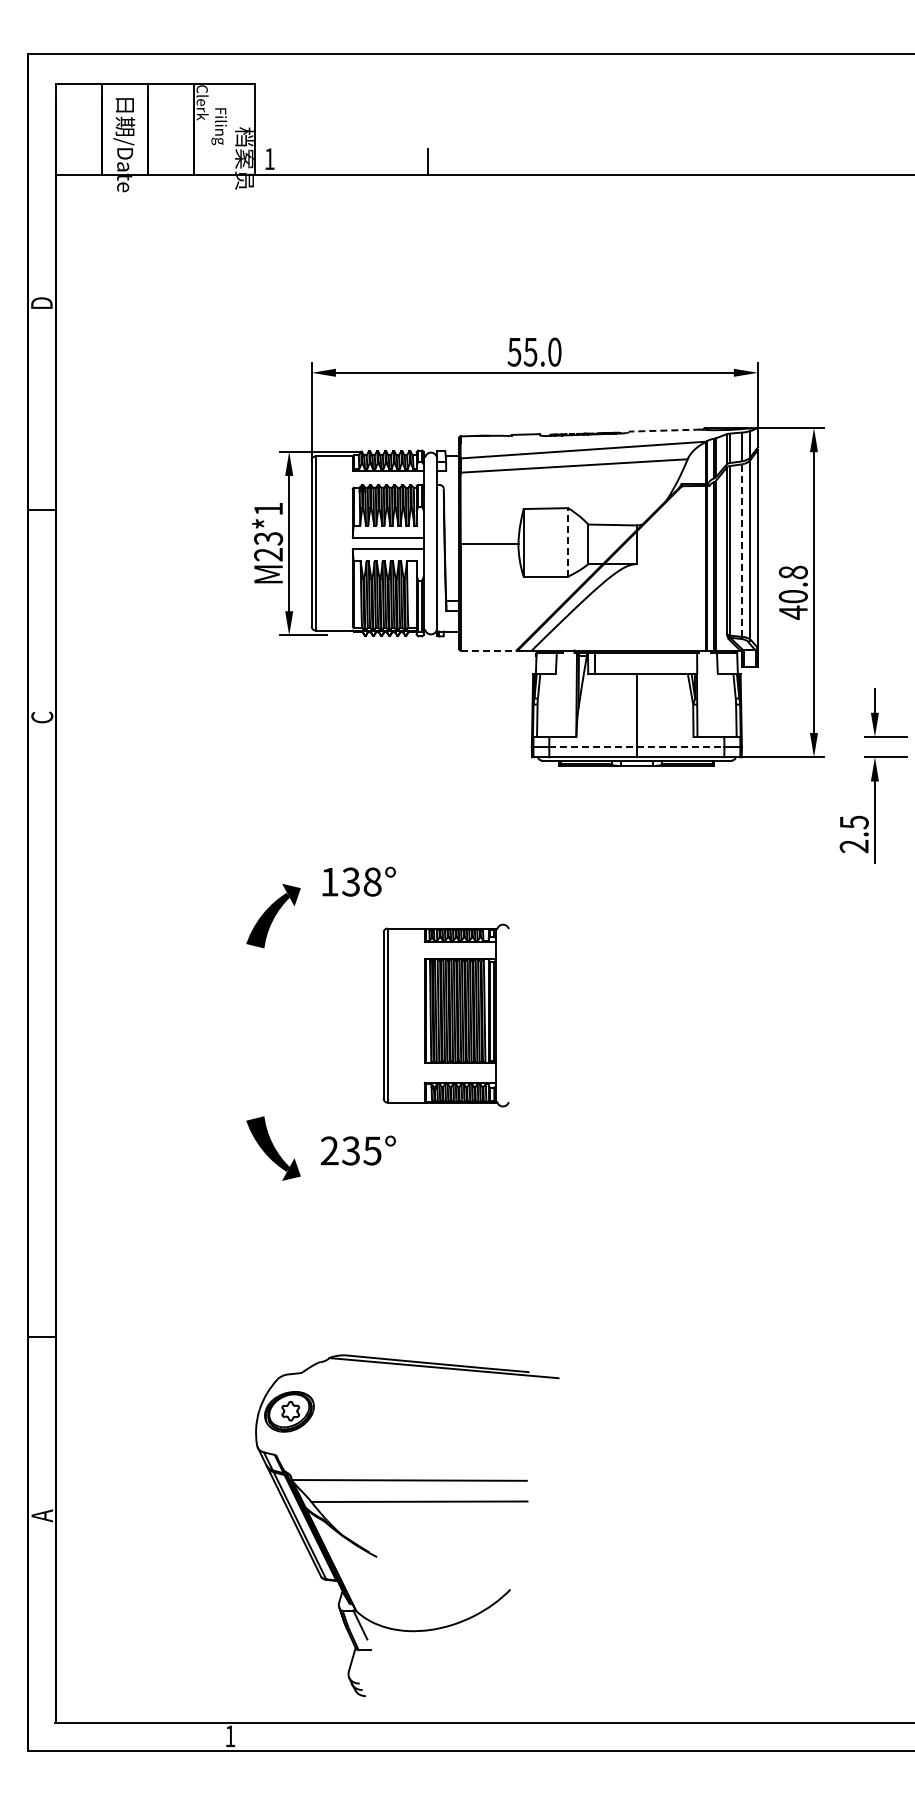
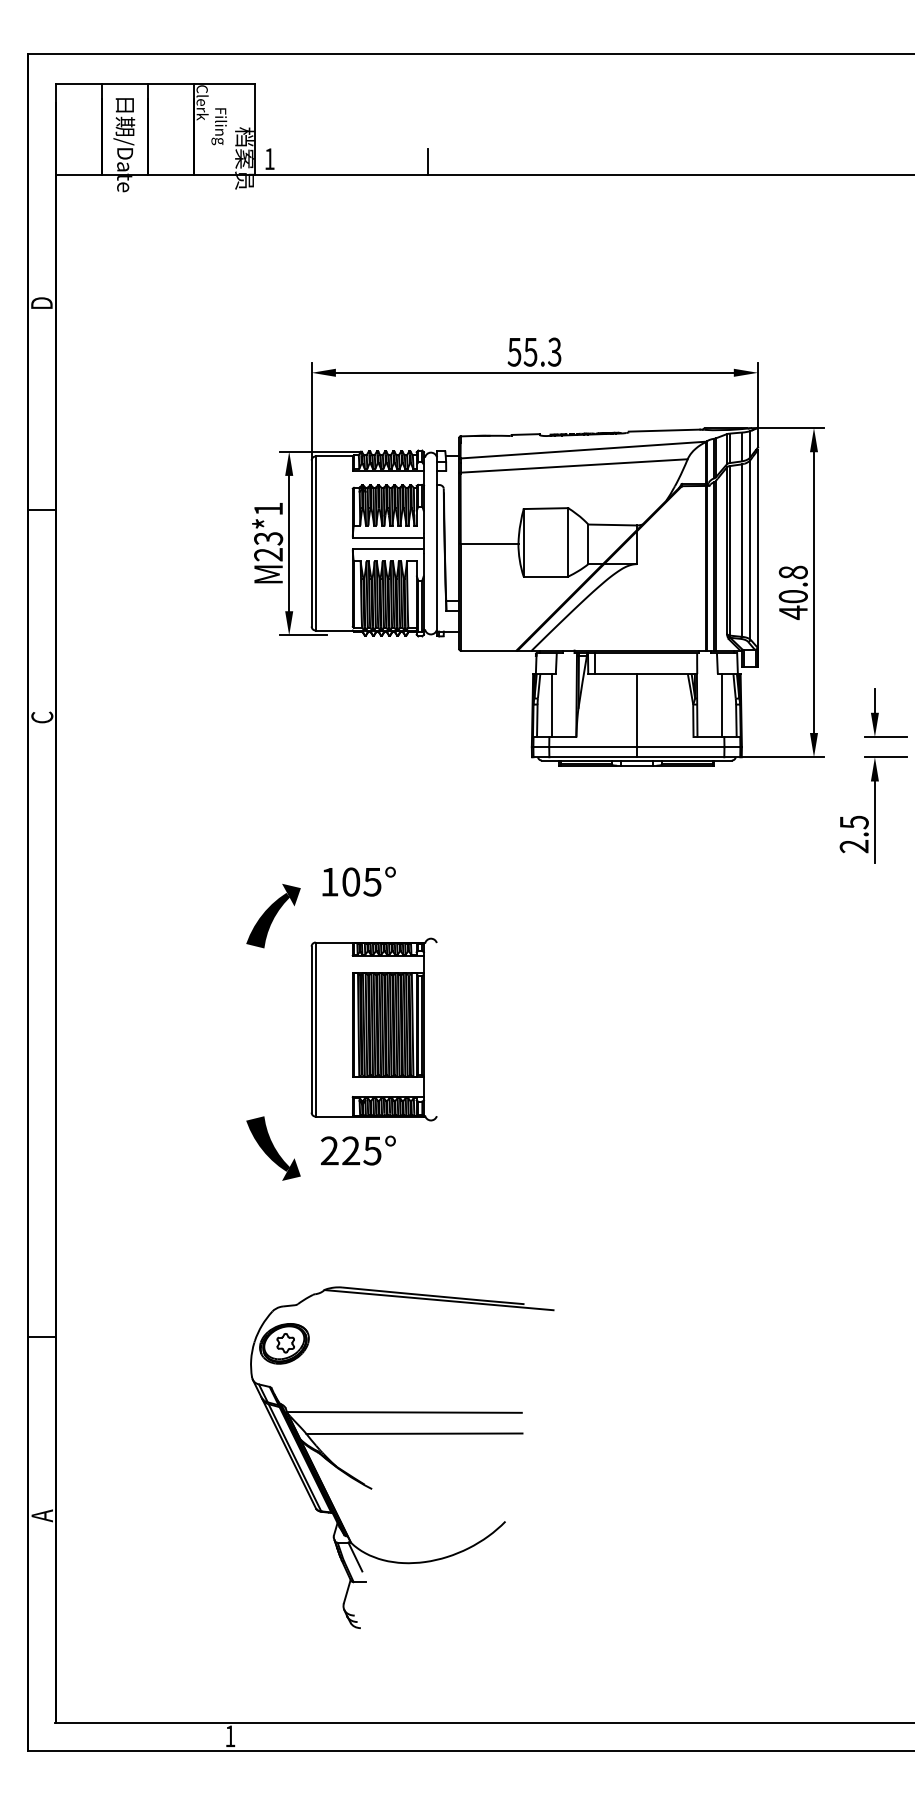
text: 55.0 -> 55.3 (554, 351)
line: dashed -> solid (664, 430)
line: dashed -> solid (568, 541)
line: dashed -> solid (741, 550)
line: dashed -> solid (488, 650)
line: none -> present (552, 705)
line: none -> present (721, 705)
line: dashed -> solid (636, 747)
text: 138° -> 105° (361, 881)
part position: (445, 1015) -> (373, 1029) (373, 1029)
text: 235° -> 225° (350, 1150)
part position: (407, 1502) -> (402, 1434) (402, 1434)
